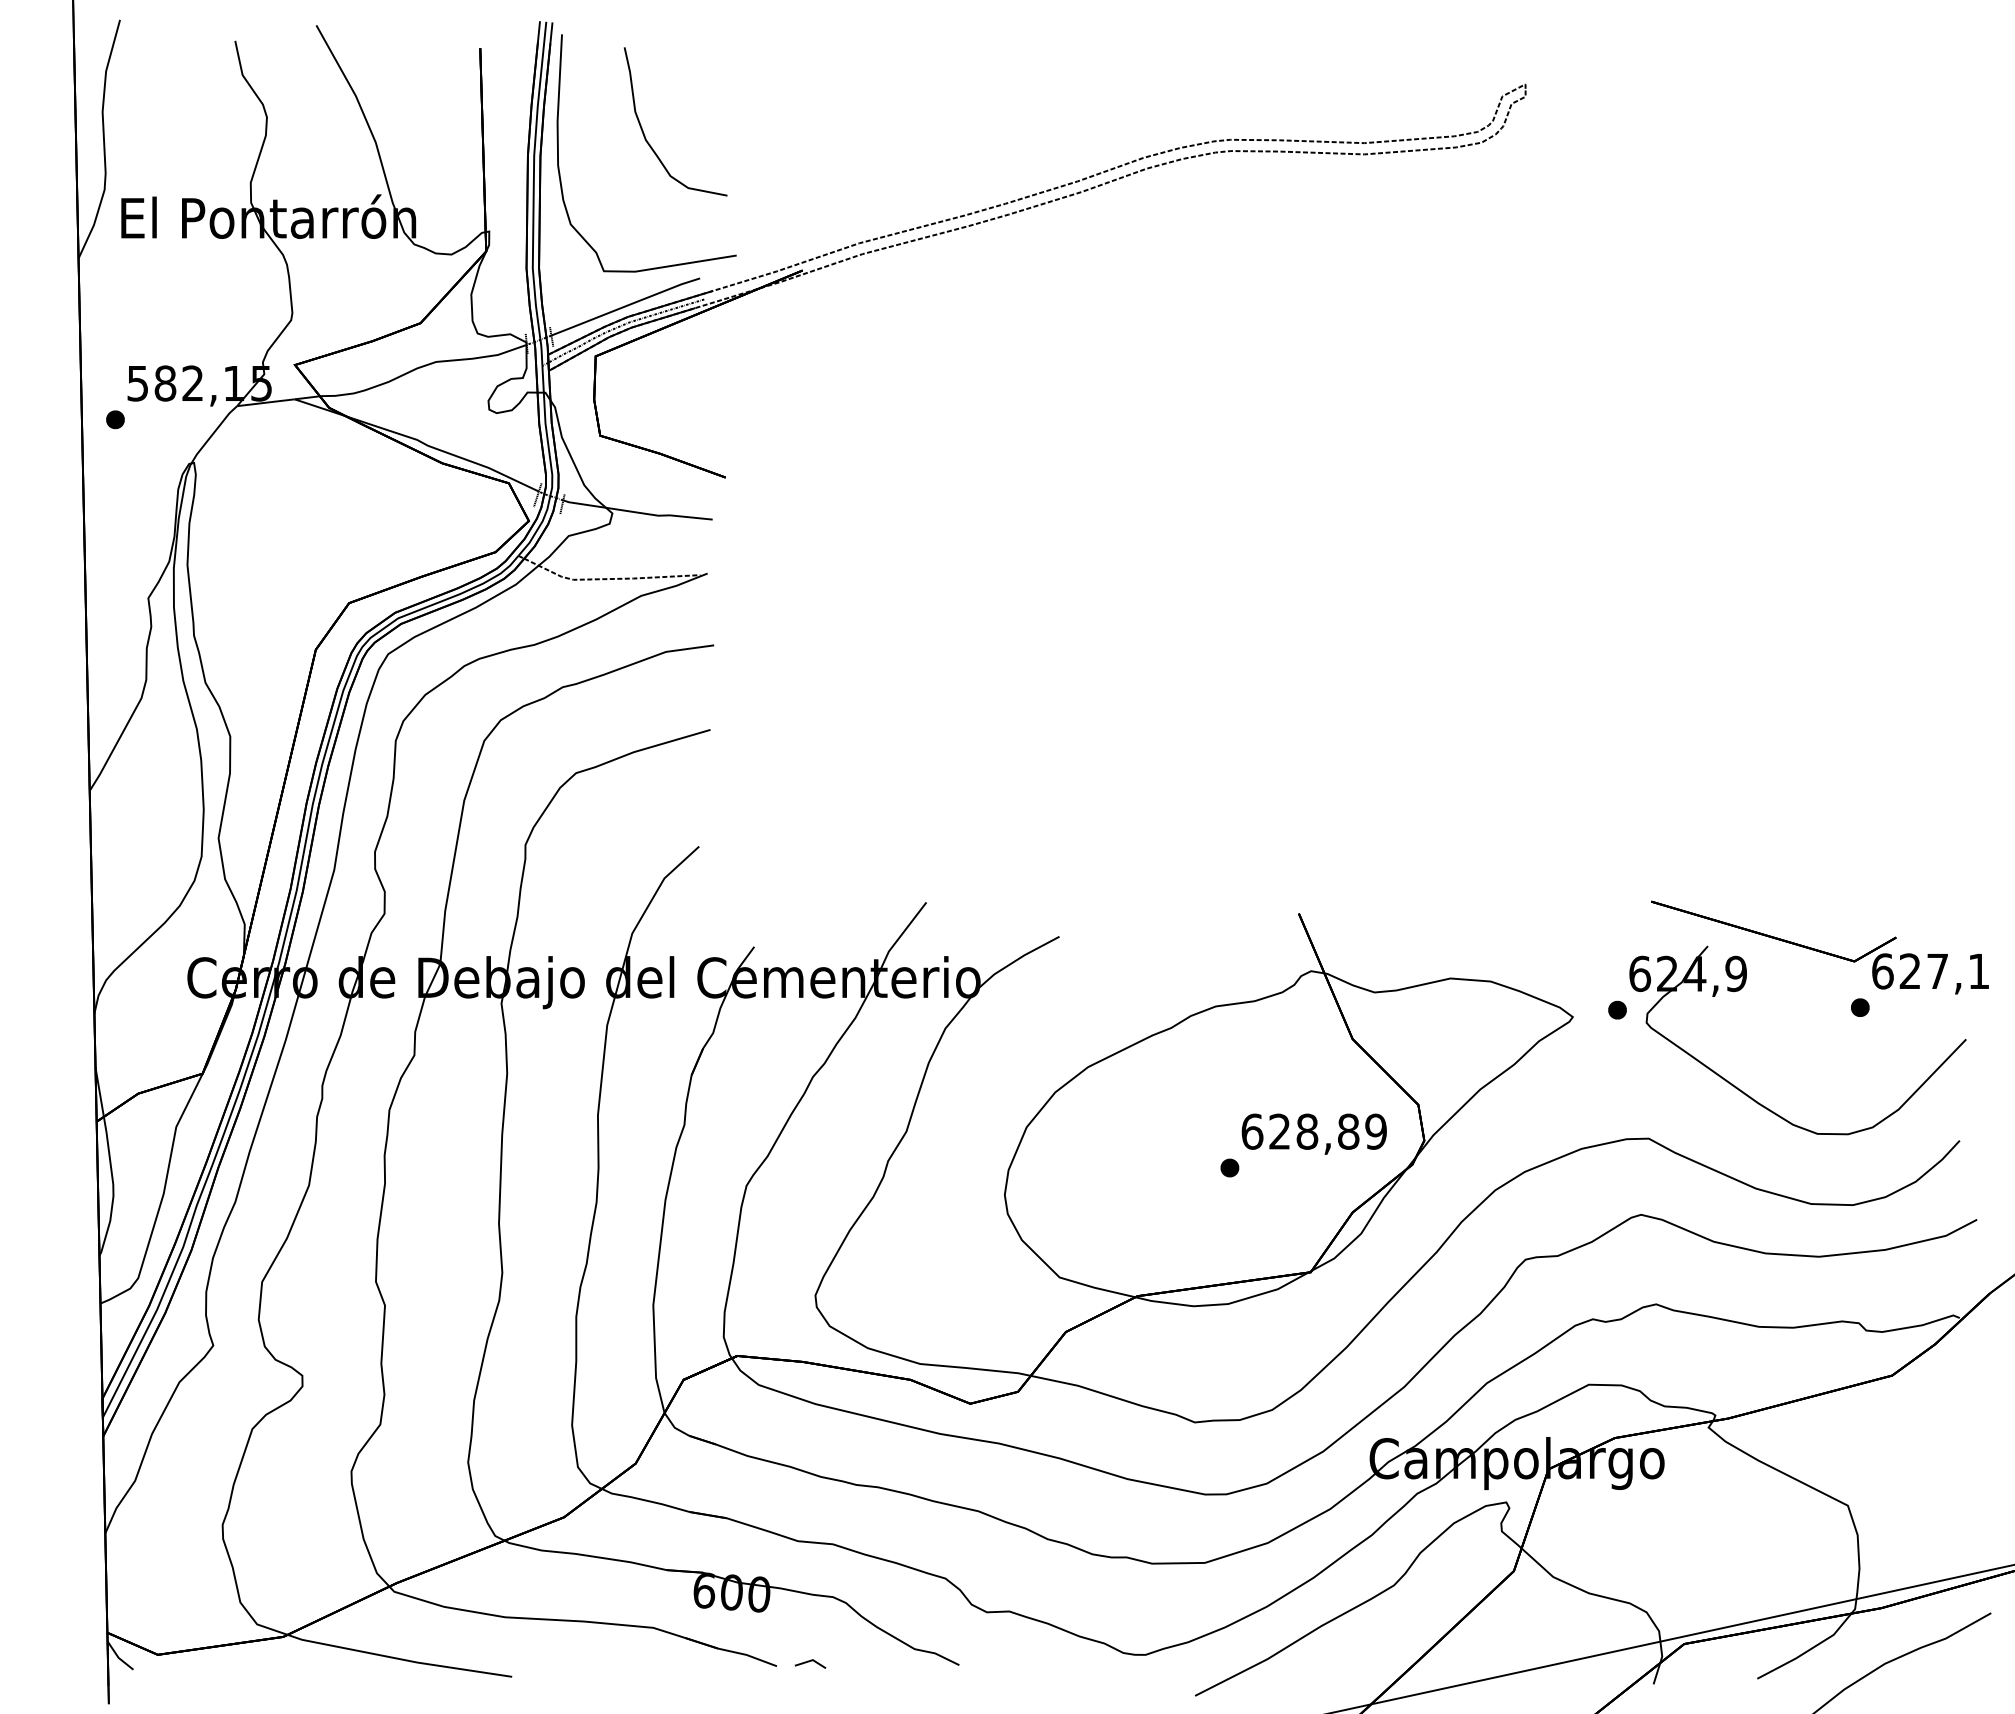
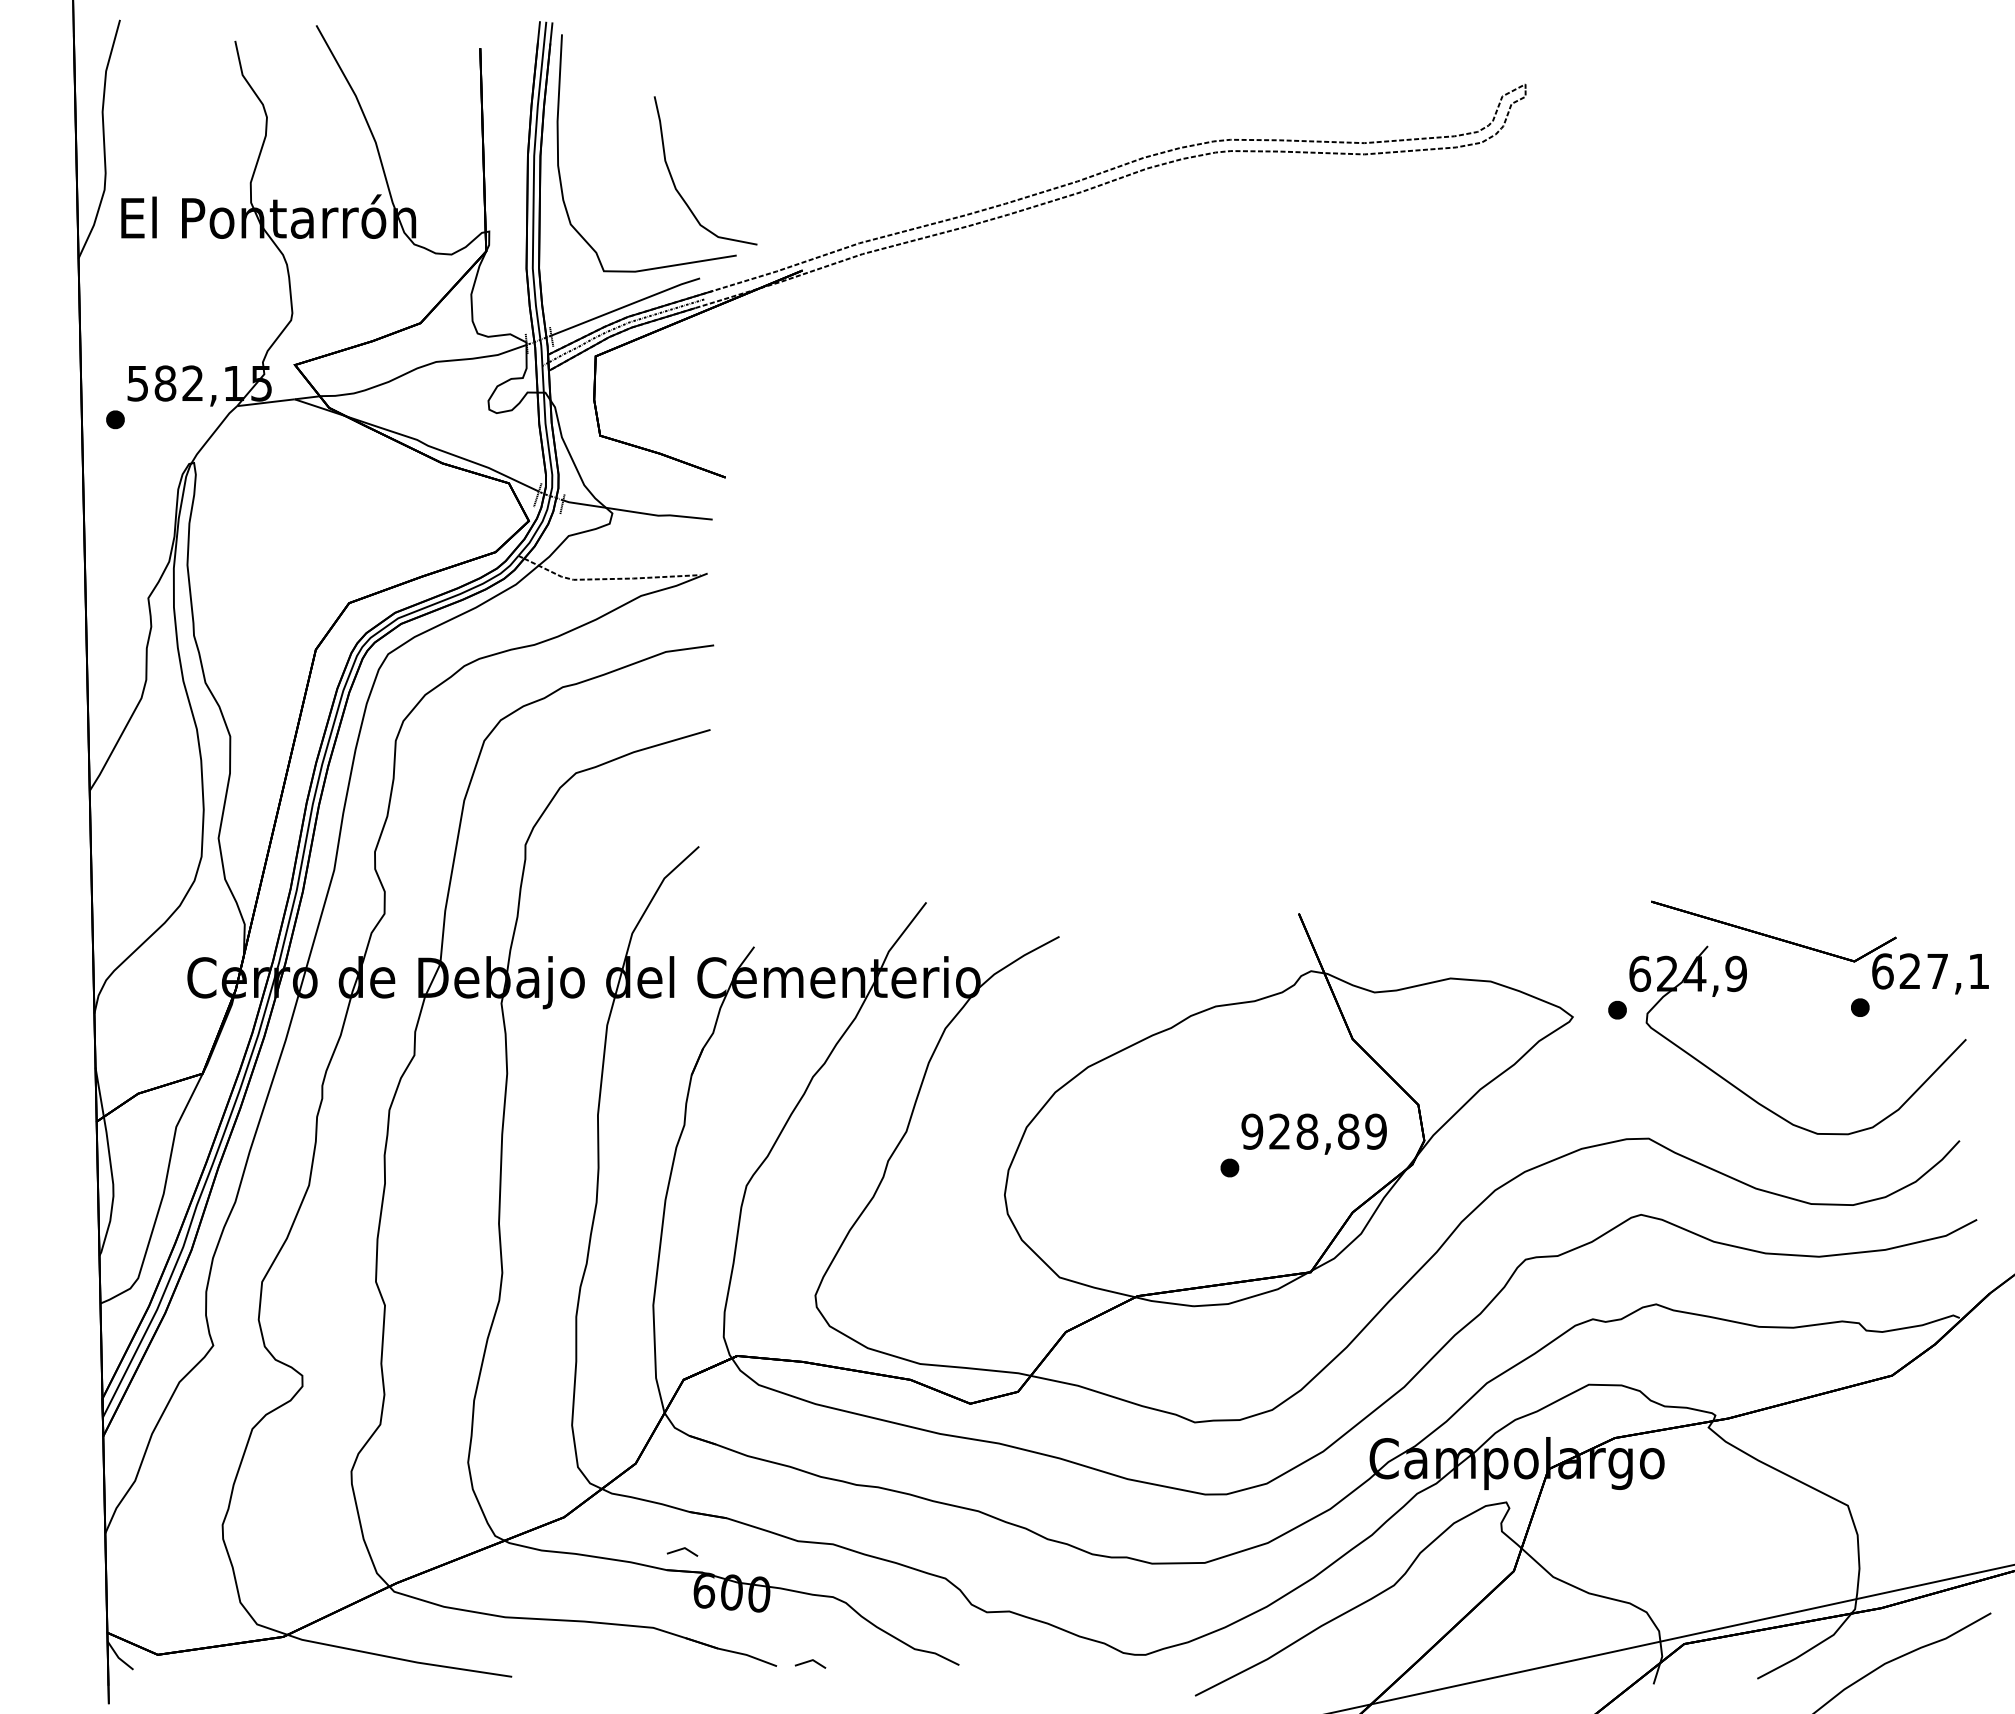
curve position: (645, 135) -> (675, 184) (675, 184)
text: 628,89 -> 928,89 (1252, 1131)
line: none -> present (681, 1550)
